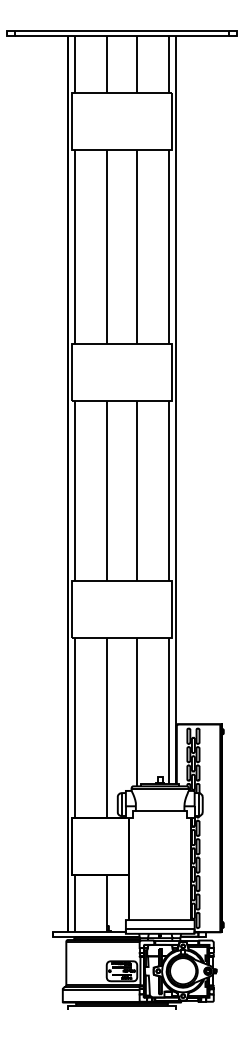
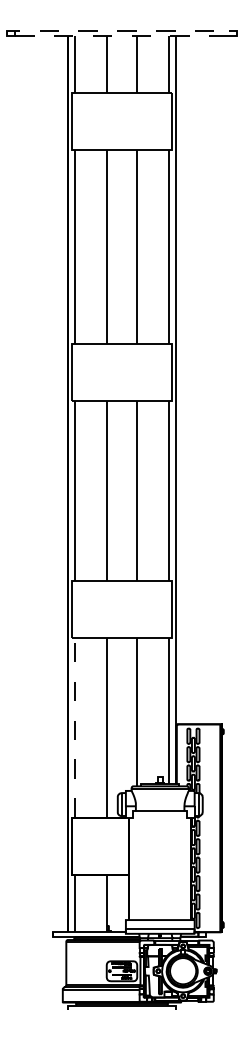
line: solid -> dashed (228, 33)
line: solid -> dashed (74, 727)
